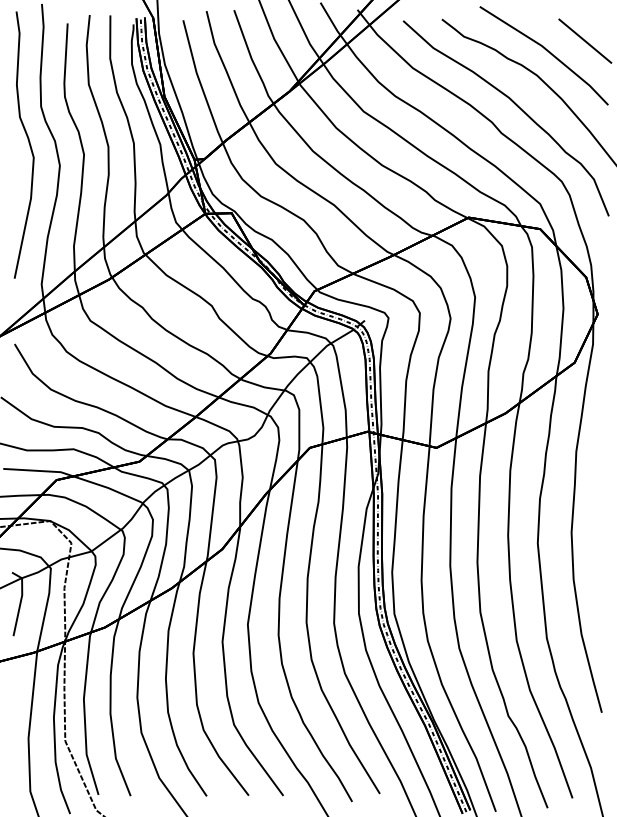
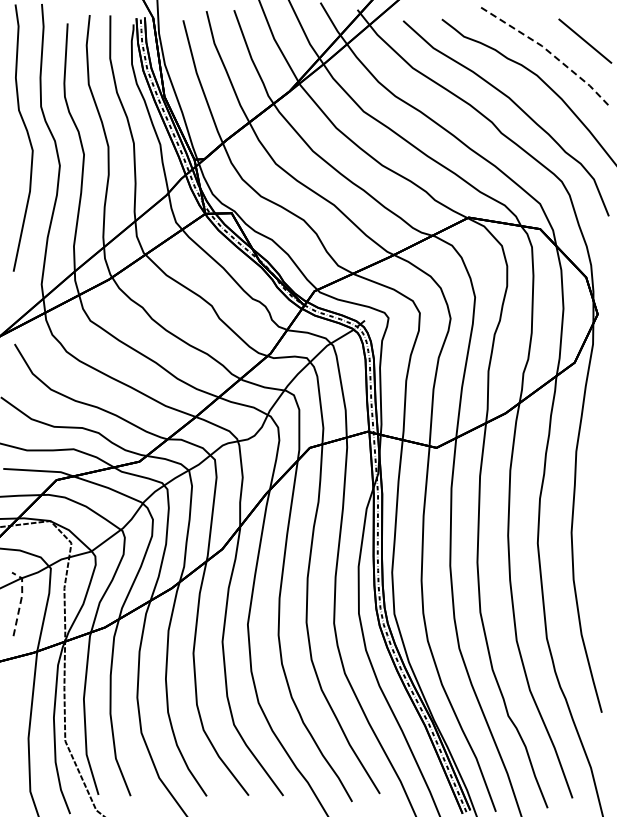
line: solid -> dashed (547, 50)
curve position: (28, 143) -> (27, 136) (27, 136)
line: solid -> dashed (21, 600)
